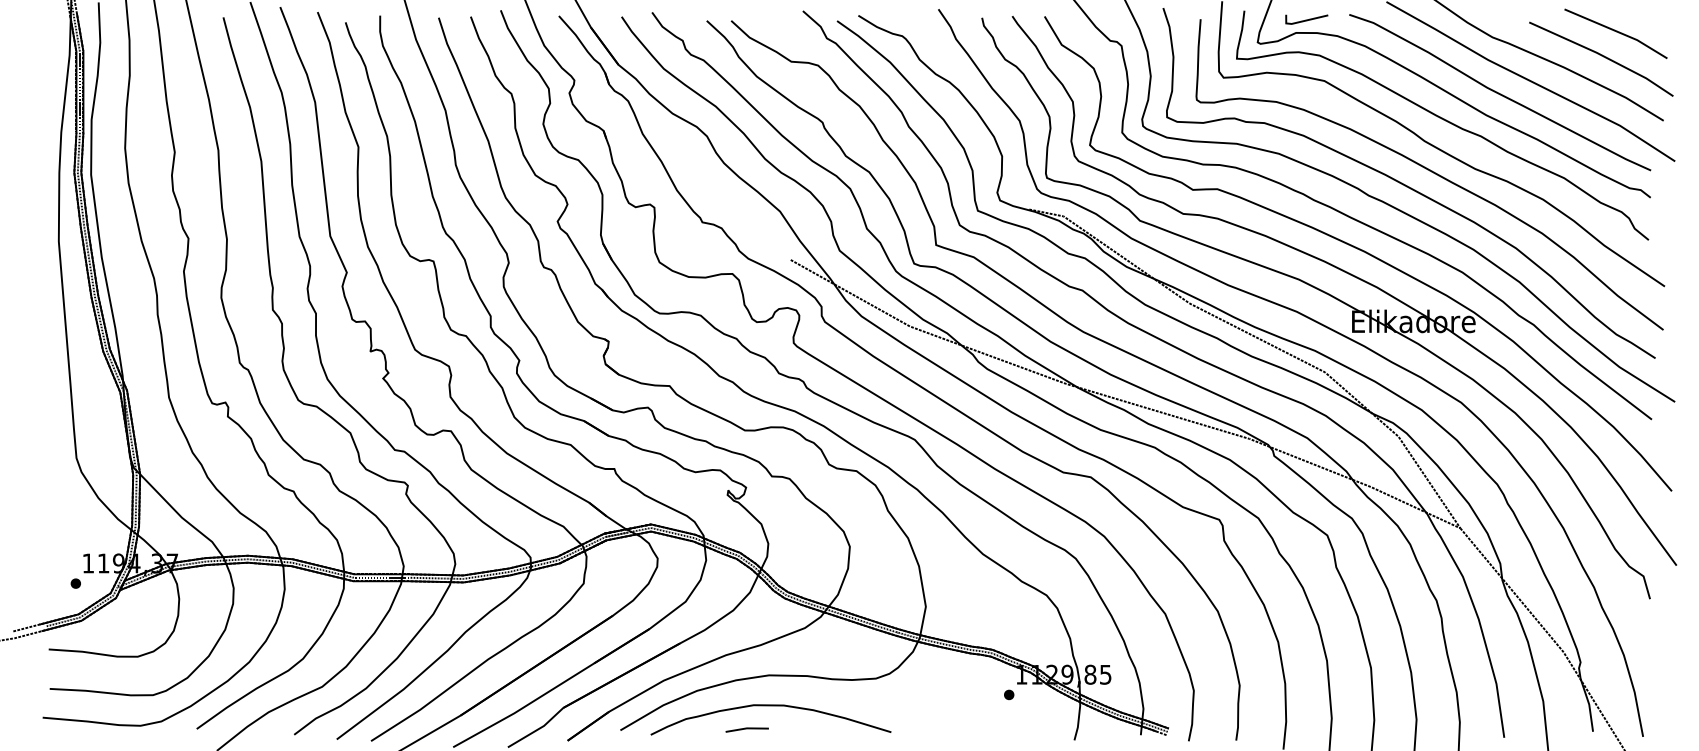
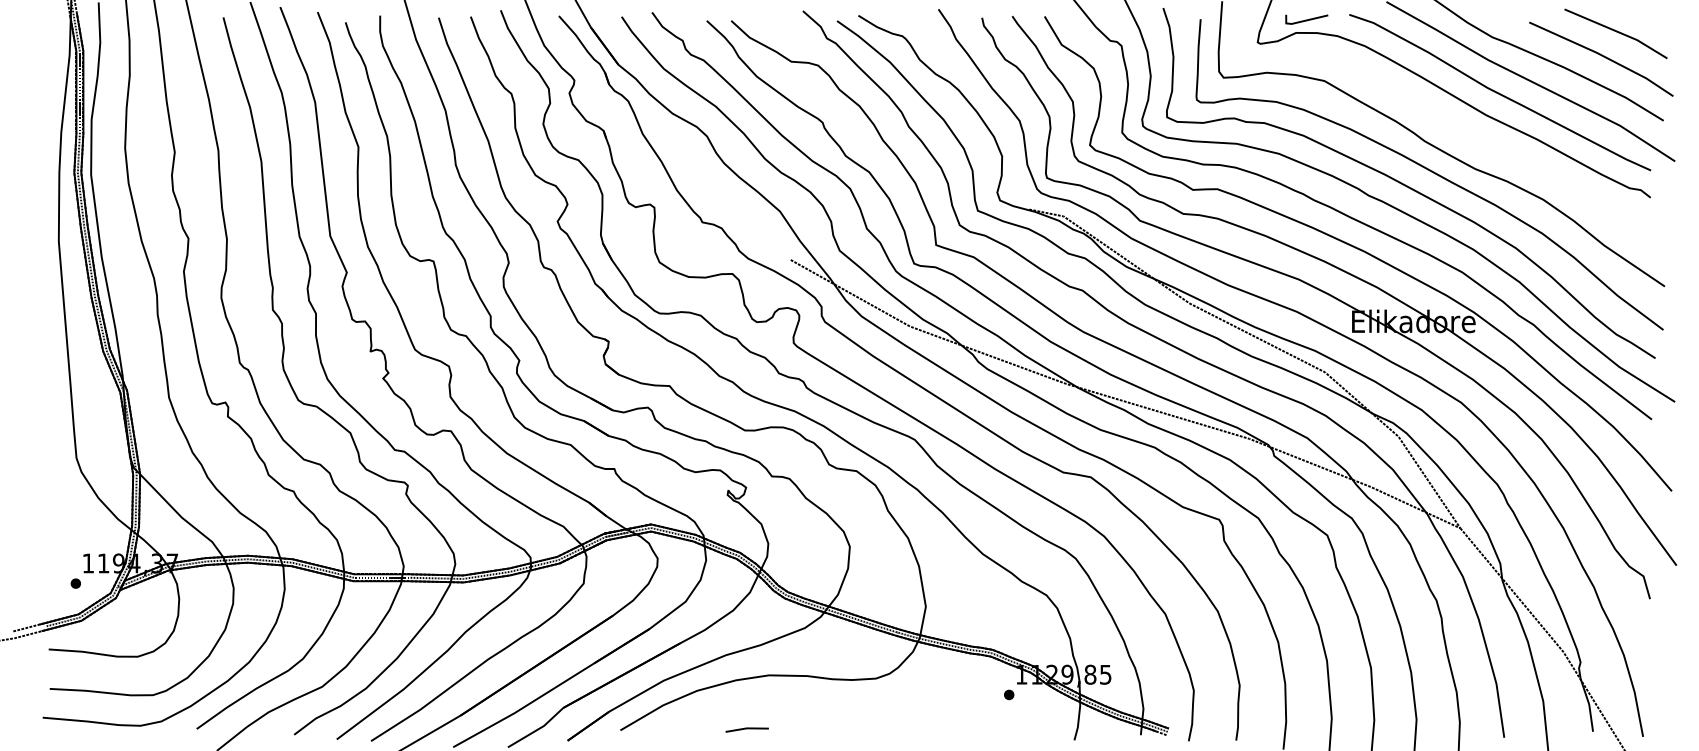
part: present -> none (1442, 125)
curve: present -> none (770, 706)
